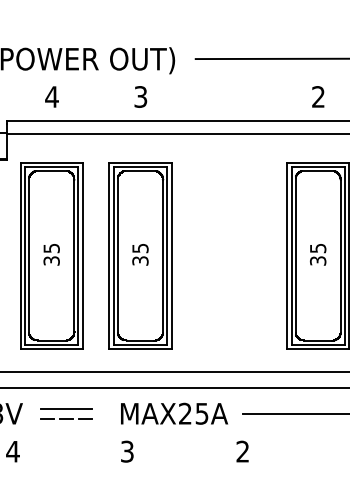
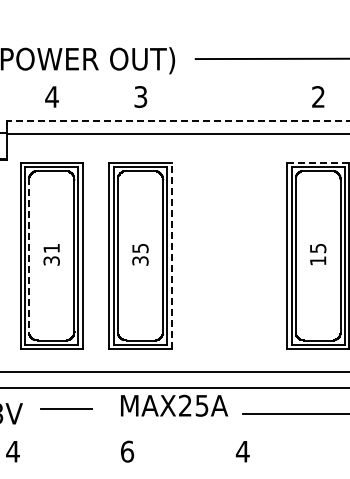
line: solid -> dashed (178, 121)
line: solid -> dashed (317, 162)
text: 35 -> 31 (51, 248)
line: solid -> dashed (29, 255)
line: solid -> dashed (171, 255)
text: 35 -> 15 (317, 260)
text position: (174, 413) -> (174, 405) (174, 405)
line: present -> none (66, 418)
text: 3 -> 6 (127, 451)
text: 2 -> 4 (242, 451)
